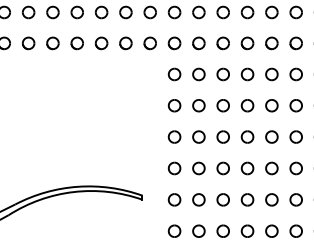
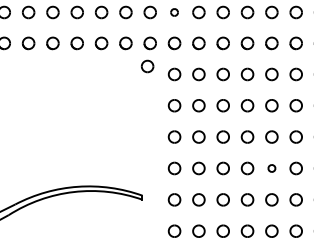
part size: 15x15 px -> 9x9 px (174, 12)
part: none -> present (147, 66)
part size: 14x15 px -> 10x9 px (271, 168)
